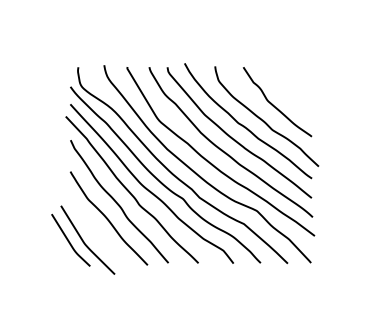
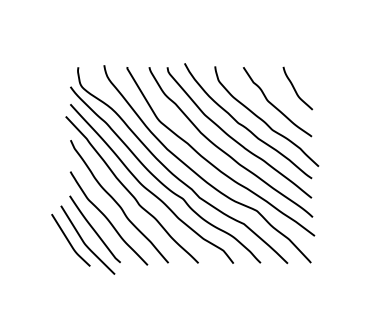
curve: none -> present (295, 88)
curve: none -> present (94, 228)
